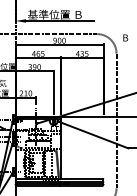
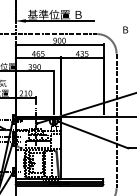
text position: (125, 37) -> (125, 29) (125, 29)
